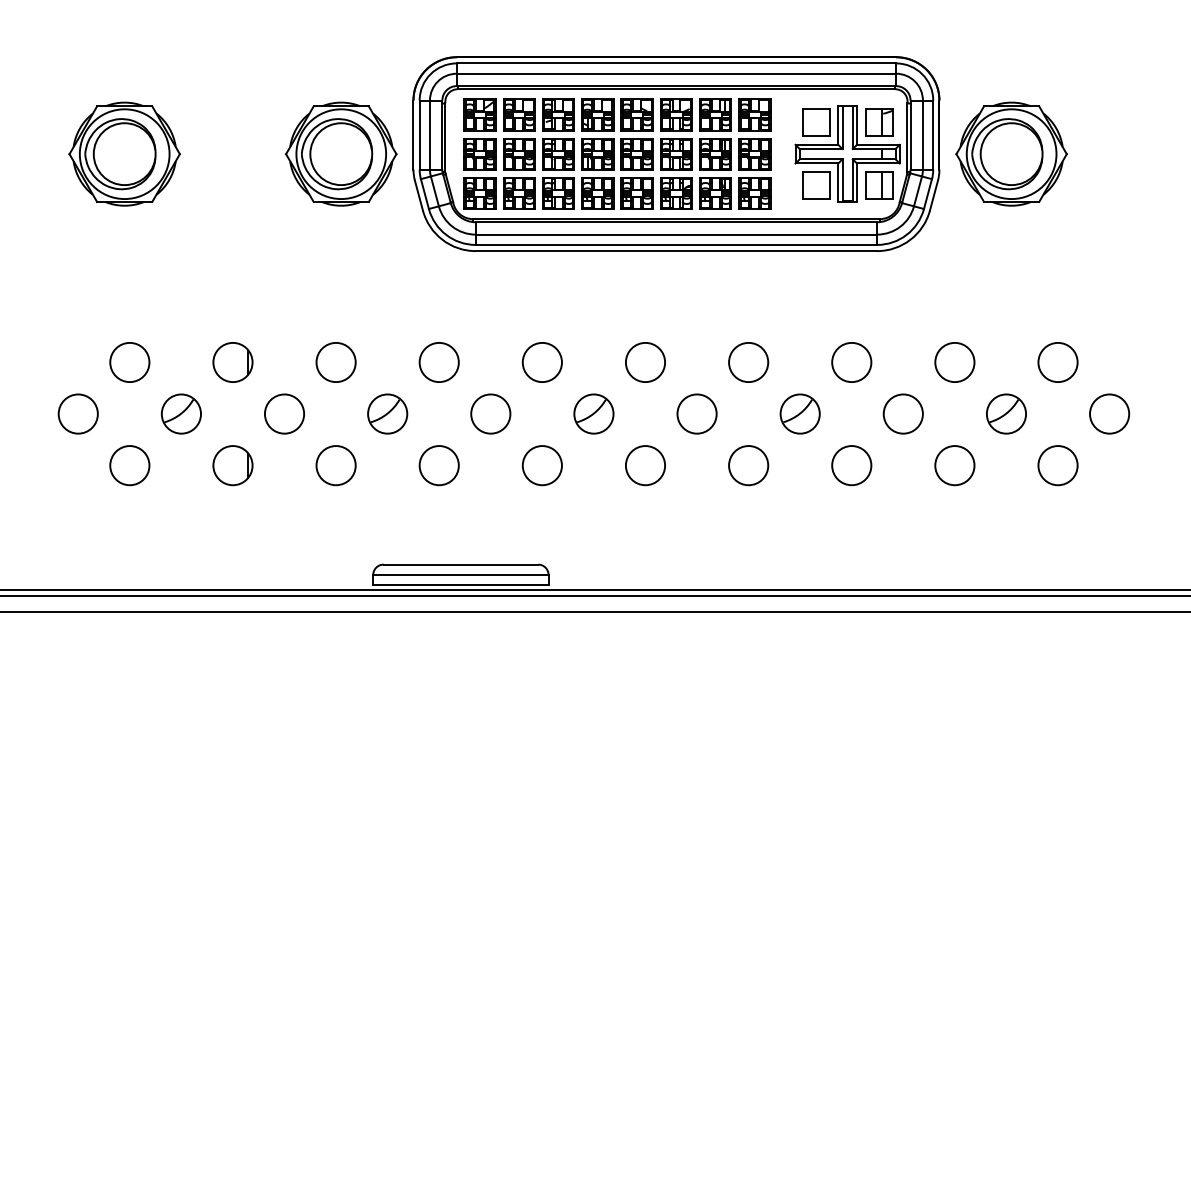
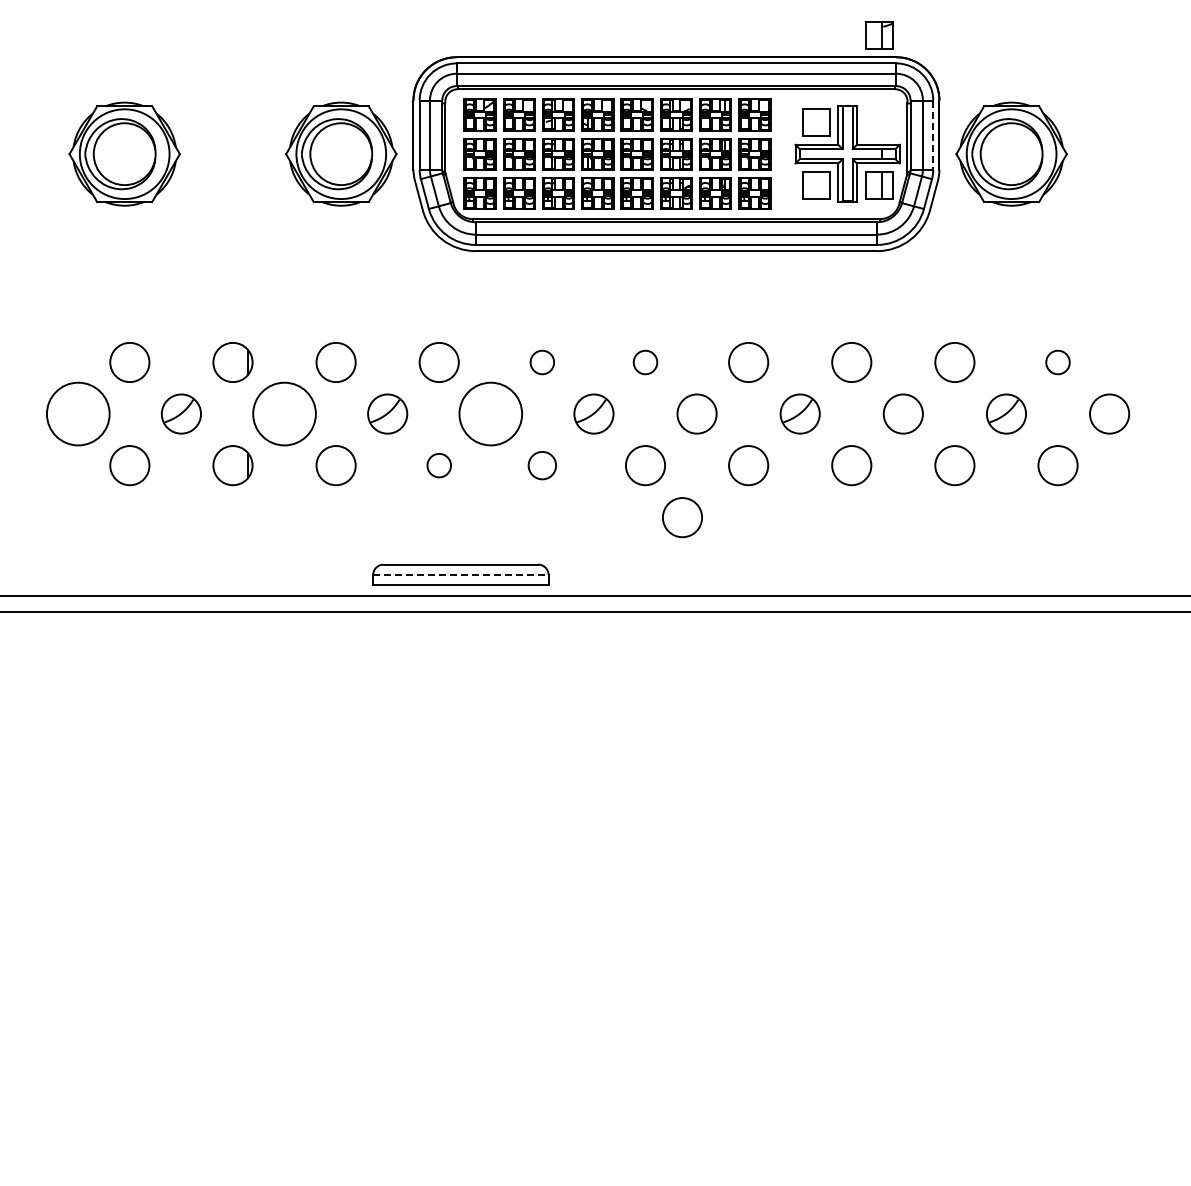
part position: (879, 122) -> (879, 35) (879, 35)
line: solid -> dashed (933, 135)
circle diameter: 39 px -> 24 px (542, 362)
circle diameter: 39 px -> 24 px (645, 362)
circle size: 42x41 px -> 26x27 px (1057, 362)
circle diameter: 39 px -> 63 px (77, 413)
circle diameter: 39 px -> 63 px (284, 413)
circle diameter: 39 px -> 63 px (490, 413)
circle diameter: 39 px -> 24 px (439, 465)
circle diameter: 39 px -> 27 px (542, 465)
circle: none -> present (682, 517)
line: solid -> dashed (460, 574)
line: present -> none (594, 590)
